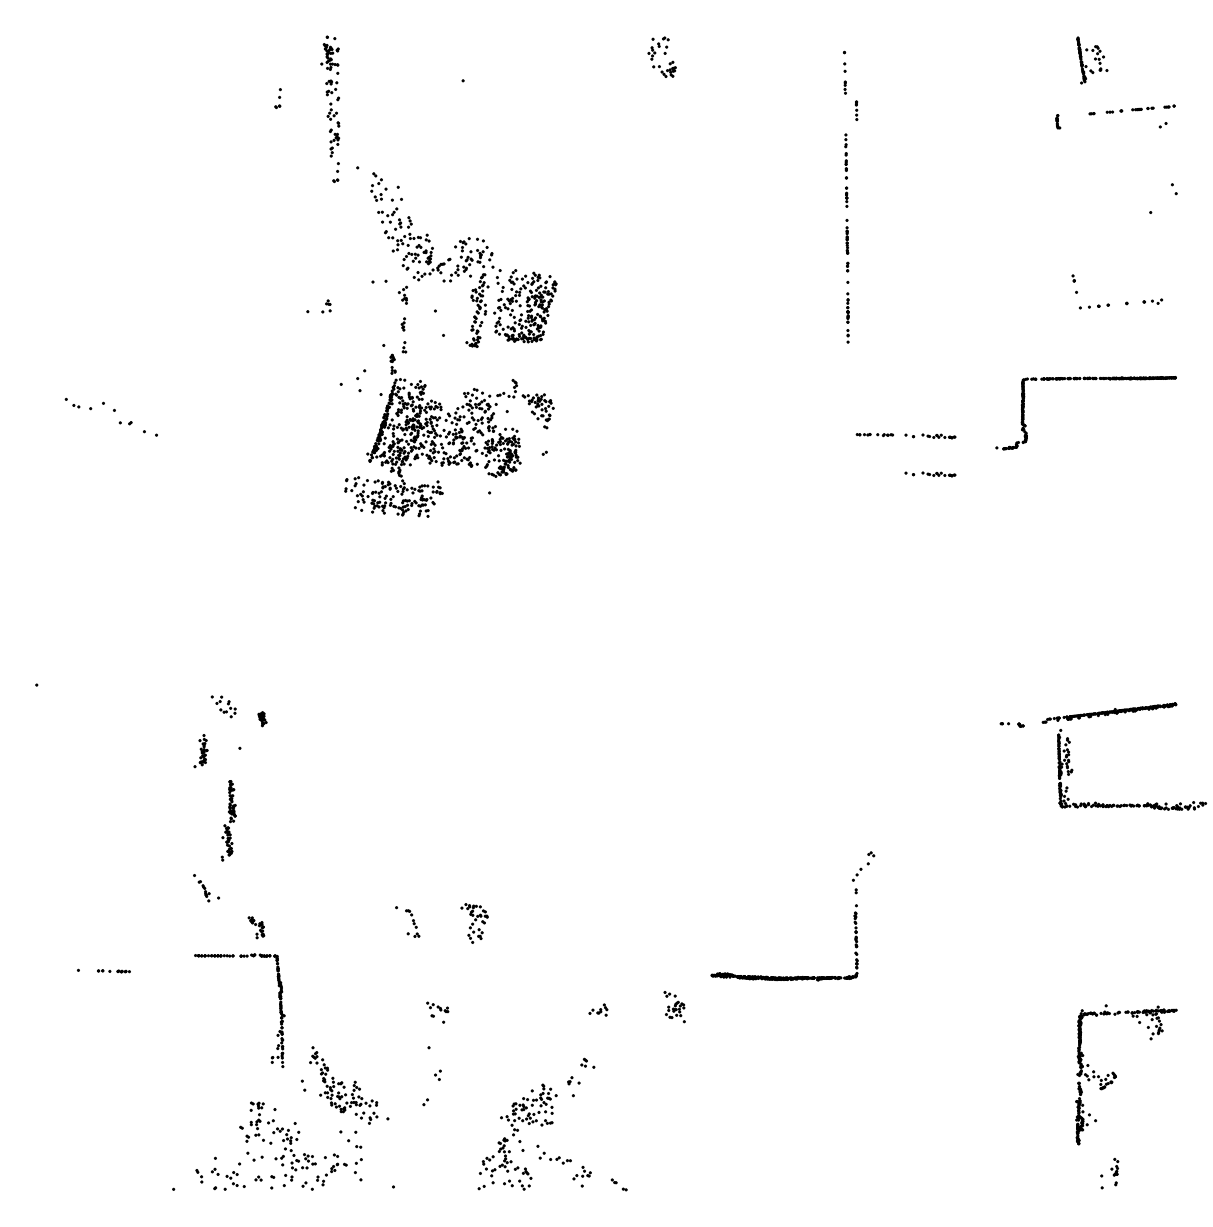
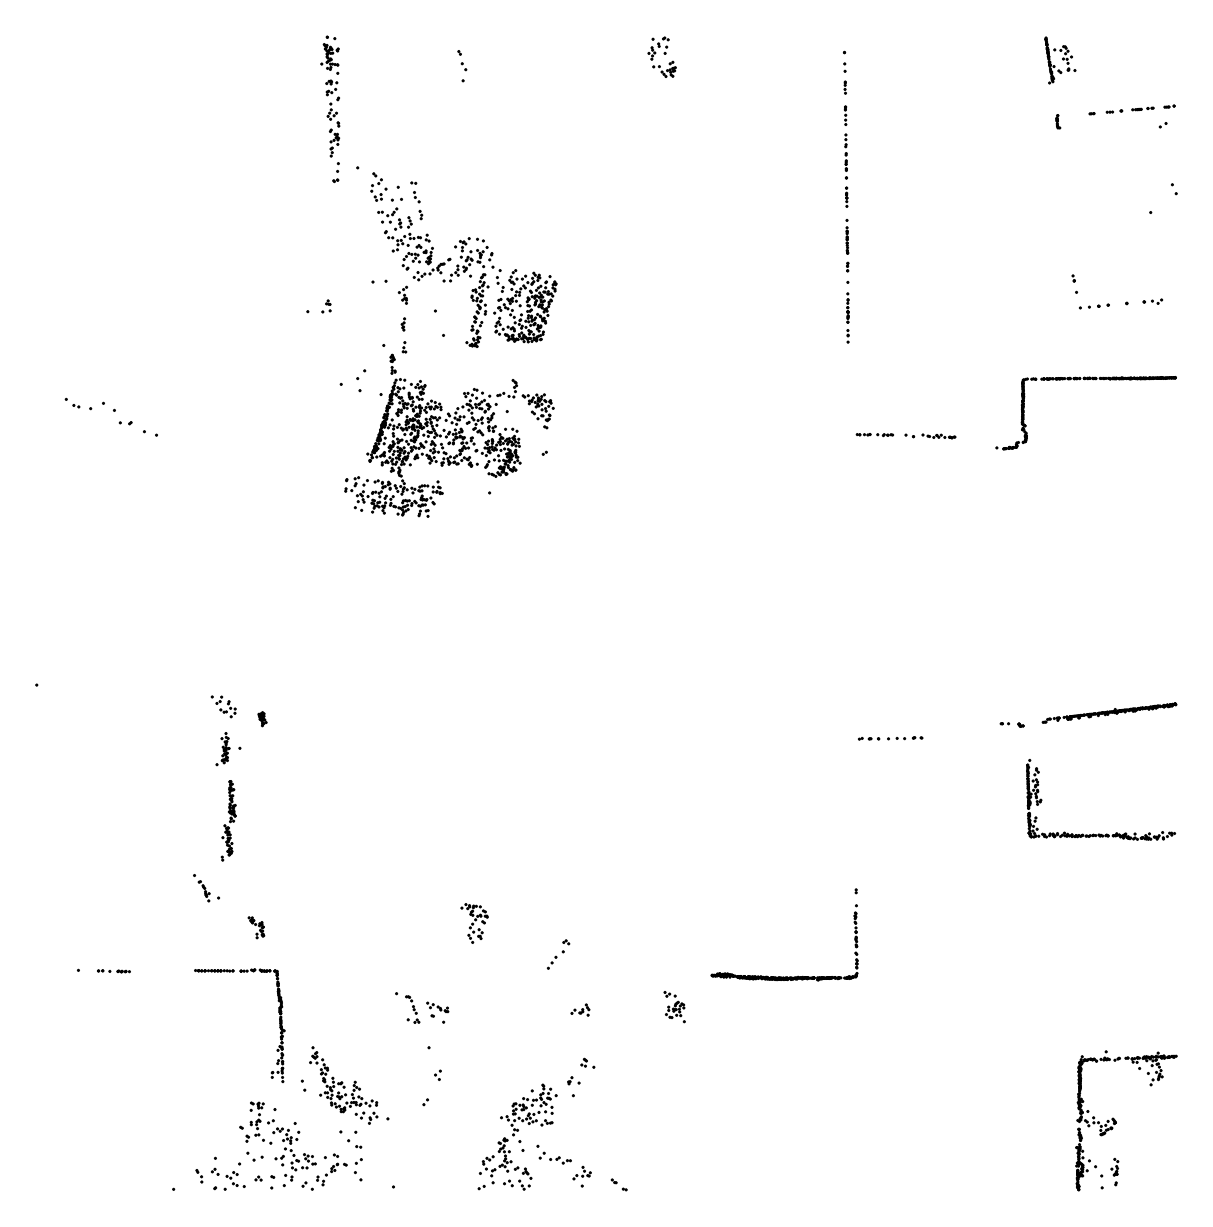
part: none -> present (462, 60)
part position: (1092, 60) -> (1060, 60) (1060, 60)
part: present -> none (277, 98)
part position: (856, 110) -> (845, 115) (845, 115)
part: none -> present (416, 200)
part: present -> none (930, 474)
part: none -> present (890, 738)
part position: (200, 751) -> (222, 749) (222, 749)
part position: (1130, 803) -> (1099, 833) (1099, 833)
part position: (863, 866) -> (558, 954) (558, 954)
part position: (407, 921) -> (407, 1007) (407, 1007)
part position: (598, 1009) -> (580, 1009) (580, 1009)
part position: (279, 1010) -> (279, 1025) (279, 1025)
part position: (1116, 1075) -> (1116, 1121) (1116, 1121)
